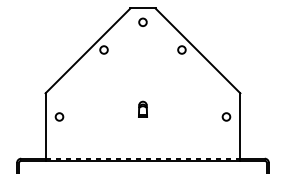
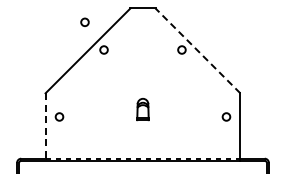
circle position: (142, 21) -> (84, 21) (84, 21)
line: solid -> dashed (197, 50)
part size: 10x18 px -> 14x24 px (142, 109)
line: solid -> dashed (45, 127)
